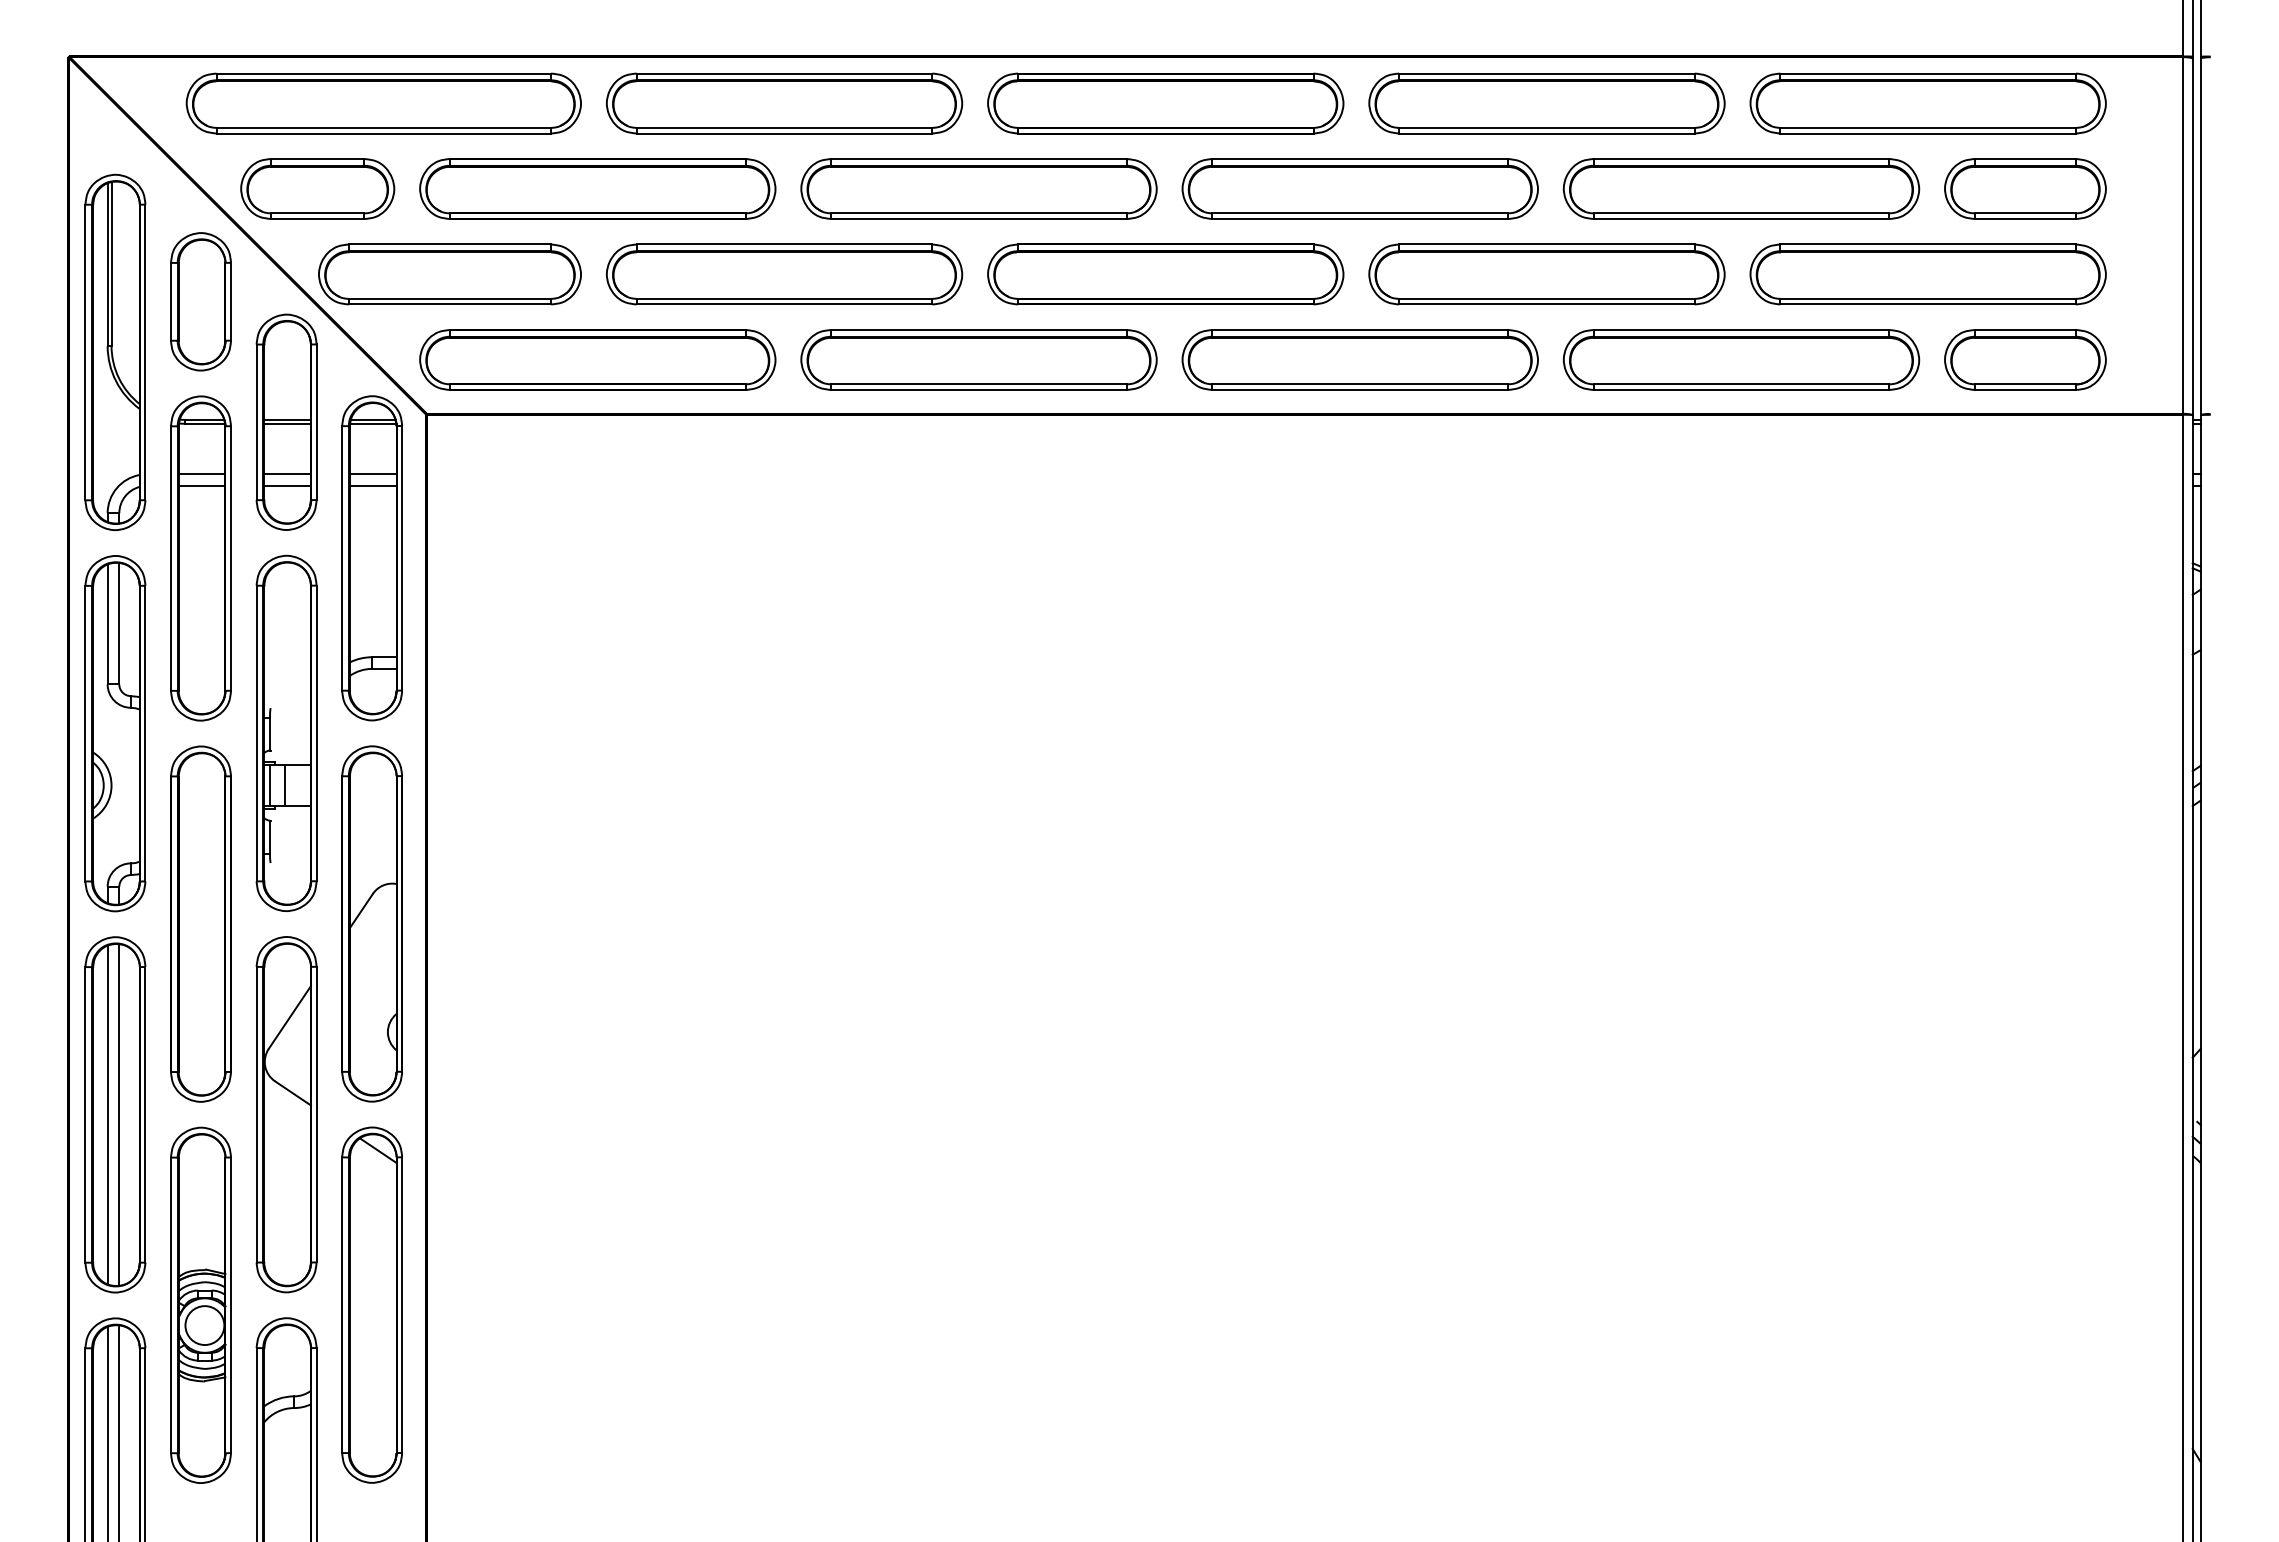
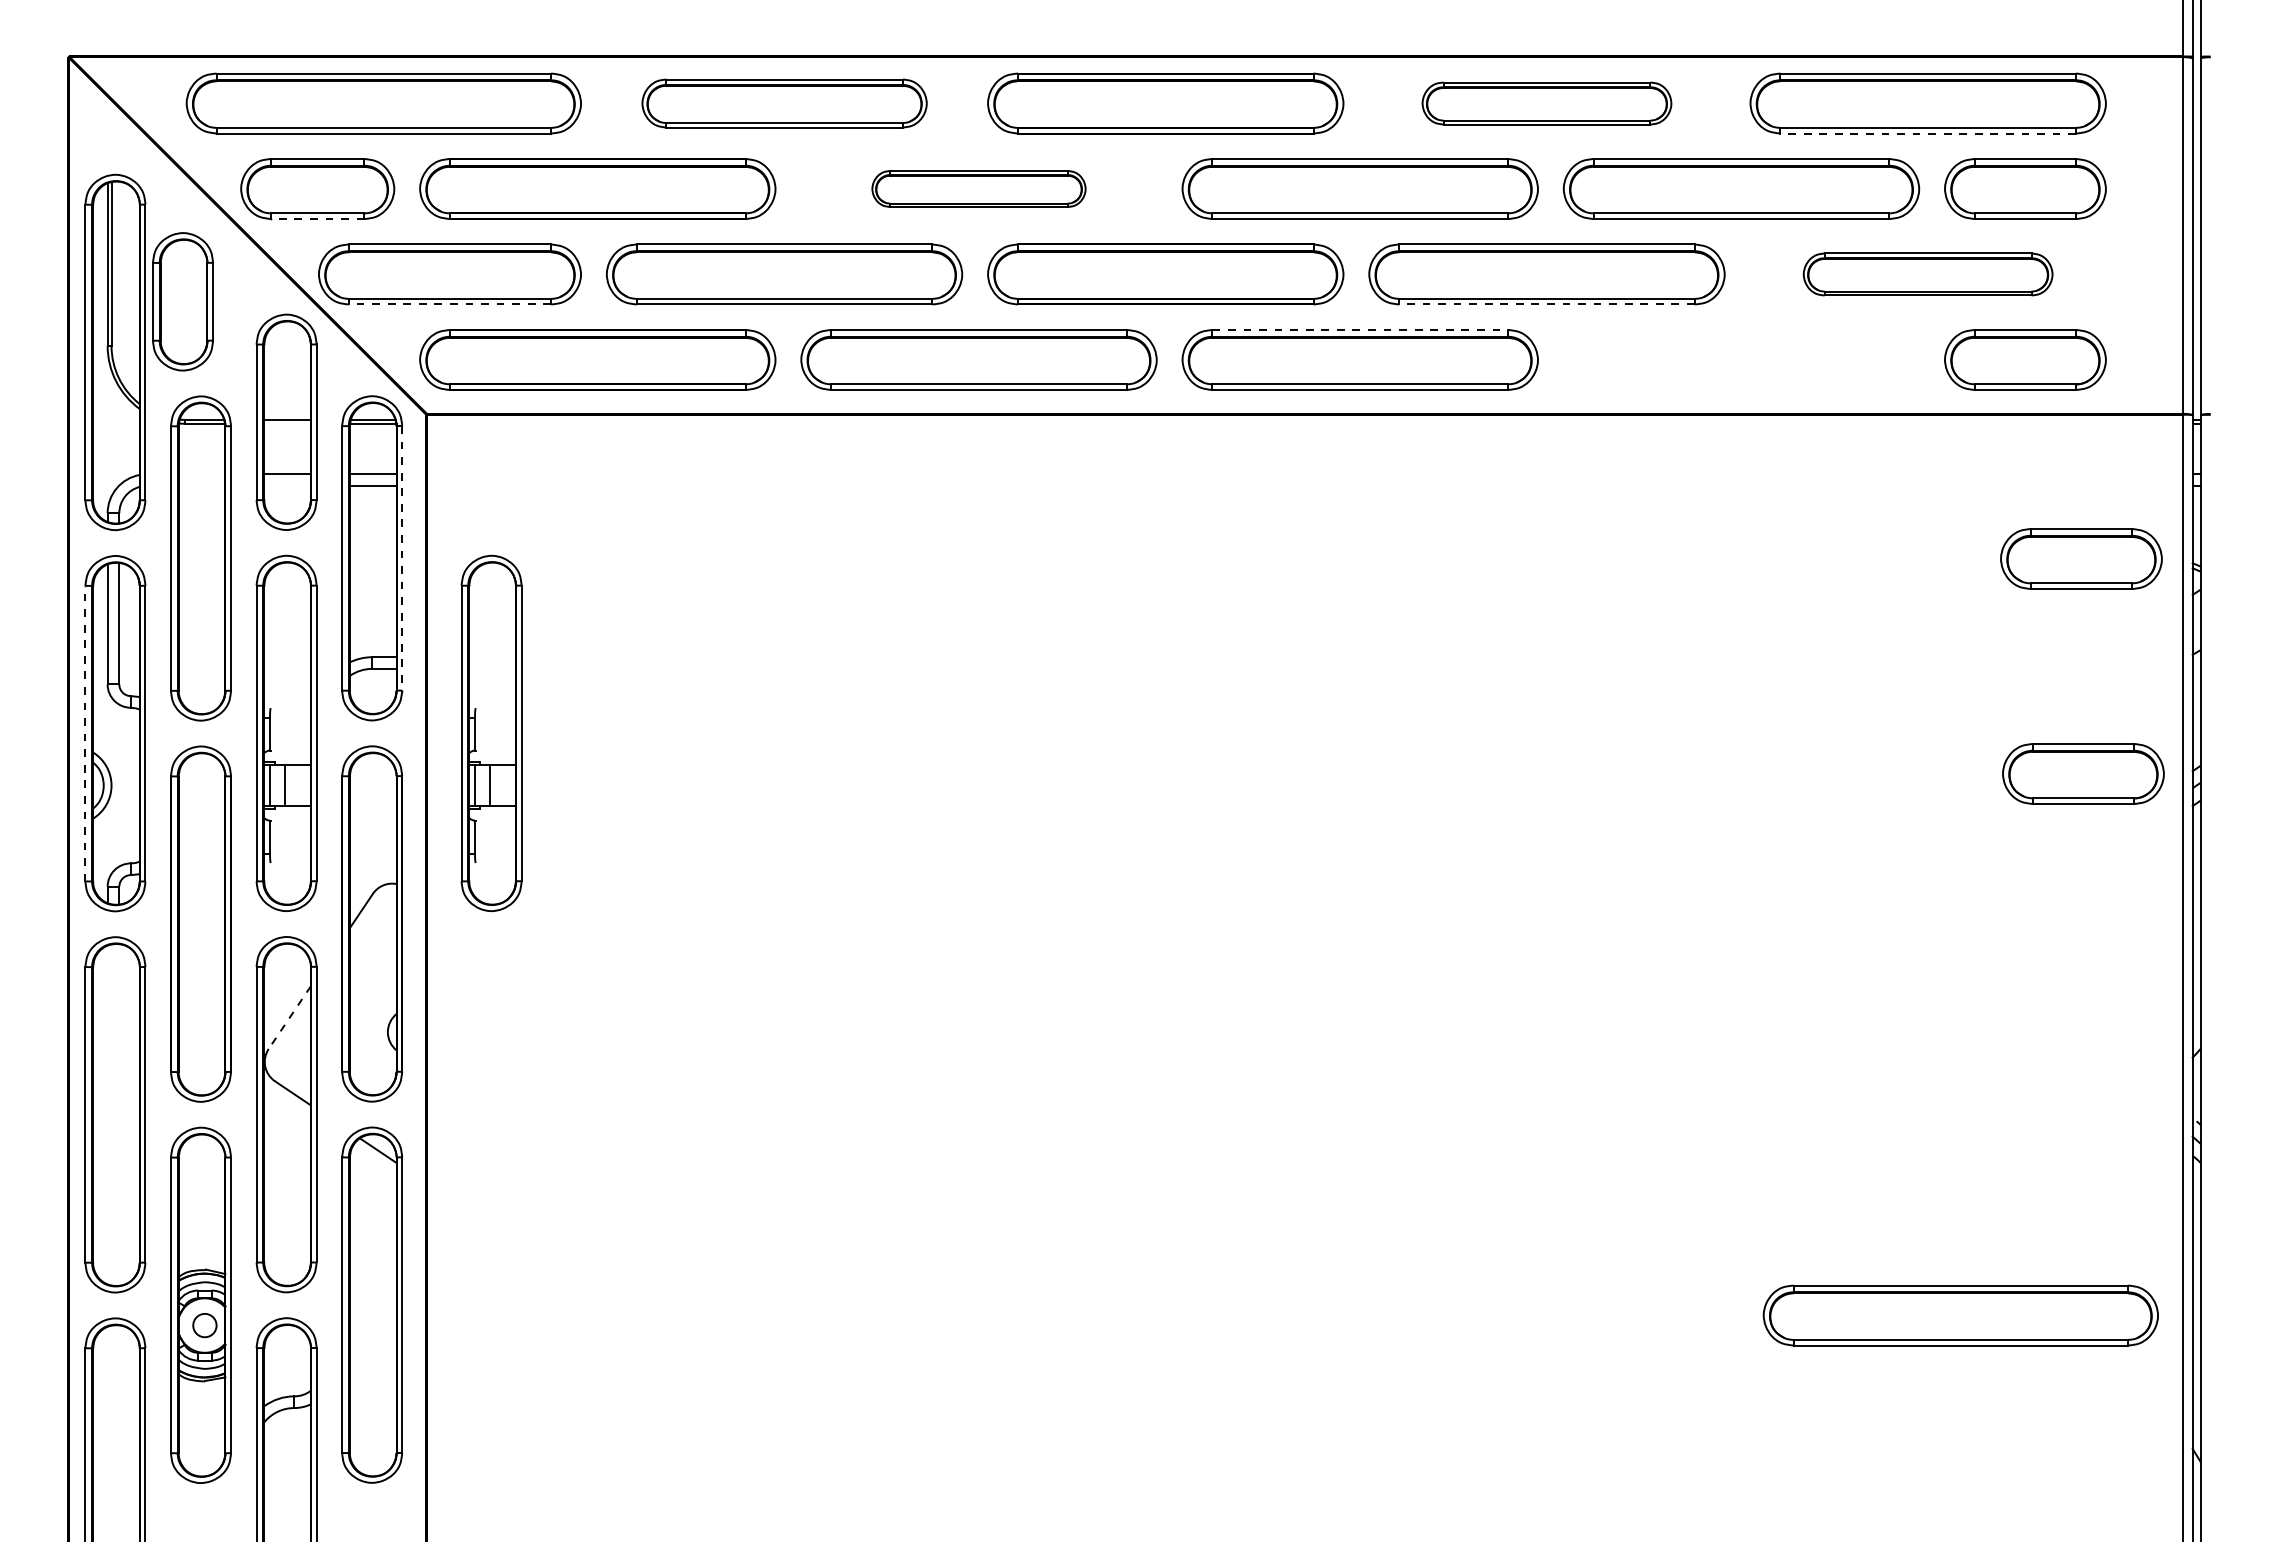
part size: 358x63 px -> 287x51 px (784, 103)
part size: 358x63 px -> 252x45 px (1546, 103)
line: solid -> dashed (1928, 133)
part size: 358x62 px -> 216x38 px (978, 188)
line: solid -> dashed (317, 219)
part size: 358x63 px -> 252x45 px (1927, 274)
part position: (200, 301) -> (182, 301) (182, 301)
line: solid -> dashed (449, 304)
line: solid -> dashed (1546, 304)
line: solid -> dashed (1360, 330)
part: present -> none (1741, 359)
line: present -> none (287, 423)
line: present -> none (201, 474)
line: present -> none (201, 486)
line: present -> none (287, 486)
line: solid -> dashed (402, 558)
part: none -> present (2081, 558)
part: none -> present (491, 732)
line: solid -> dashed (85, 733)
part: none -> present (2083, 773)
line: solid -> dashed (289, 1017)
line: present -> none (107, 1114)
line: present -> none (119, 1114)
part: none -> present (1960, 1315)
circle diameter: 39 px -> 23 px (204, 1325)
line: present -> none (119, 1431)
line: present -> none (107, 1432)
